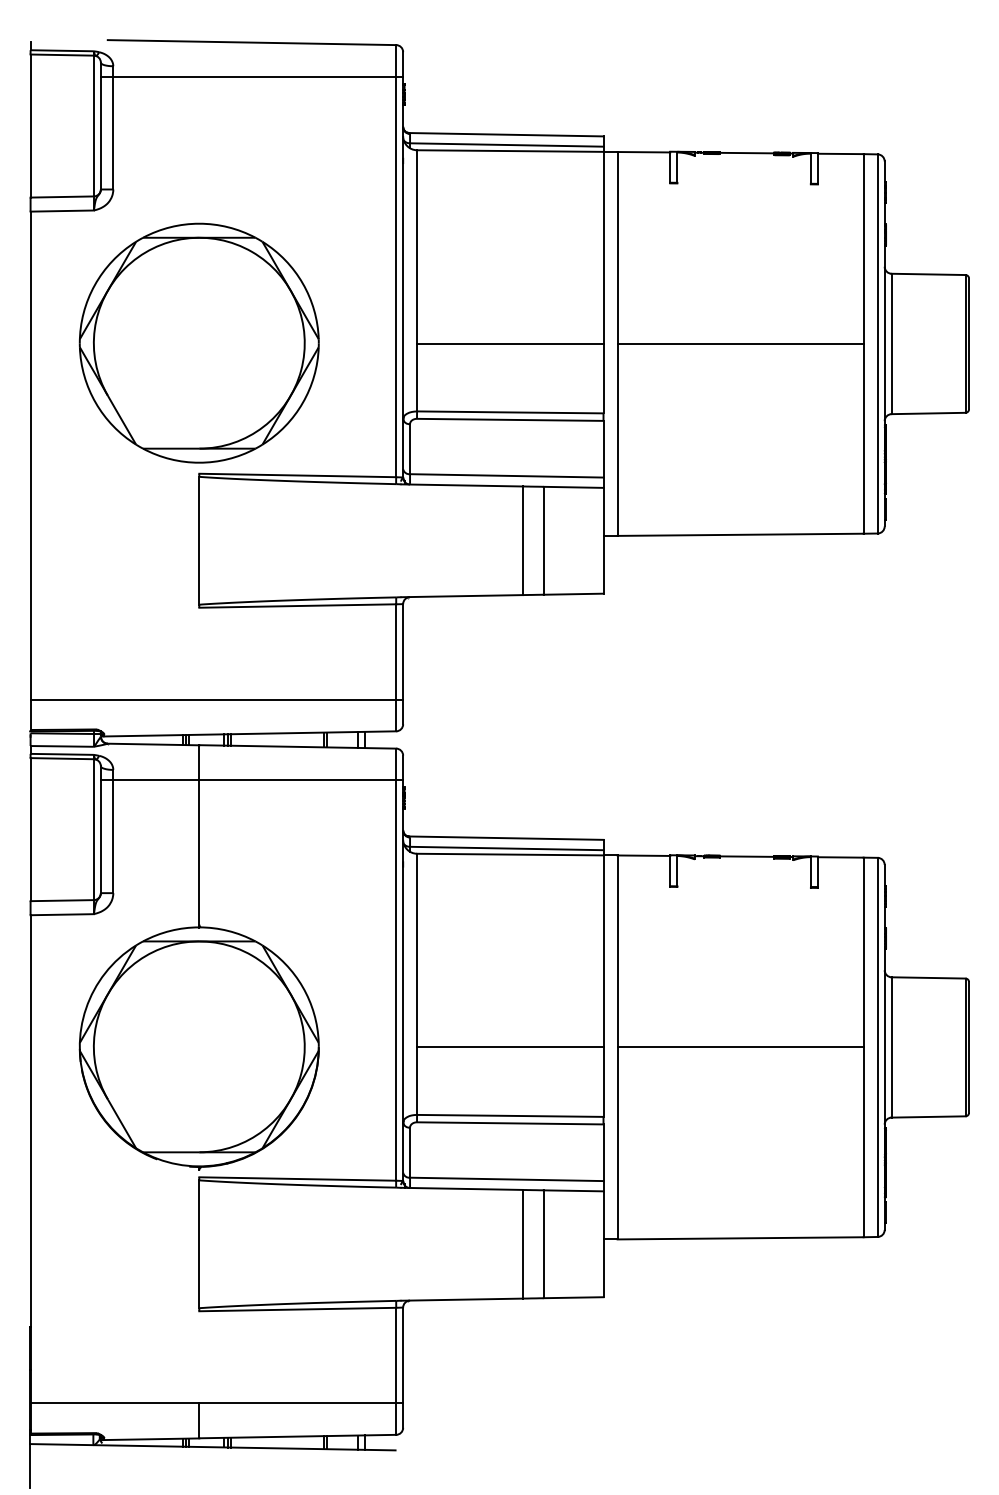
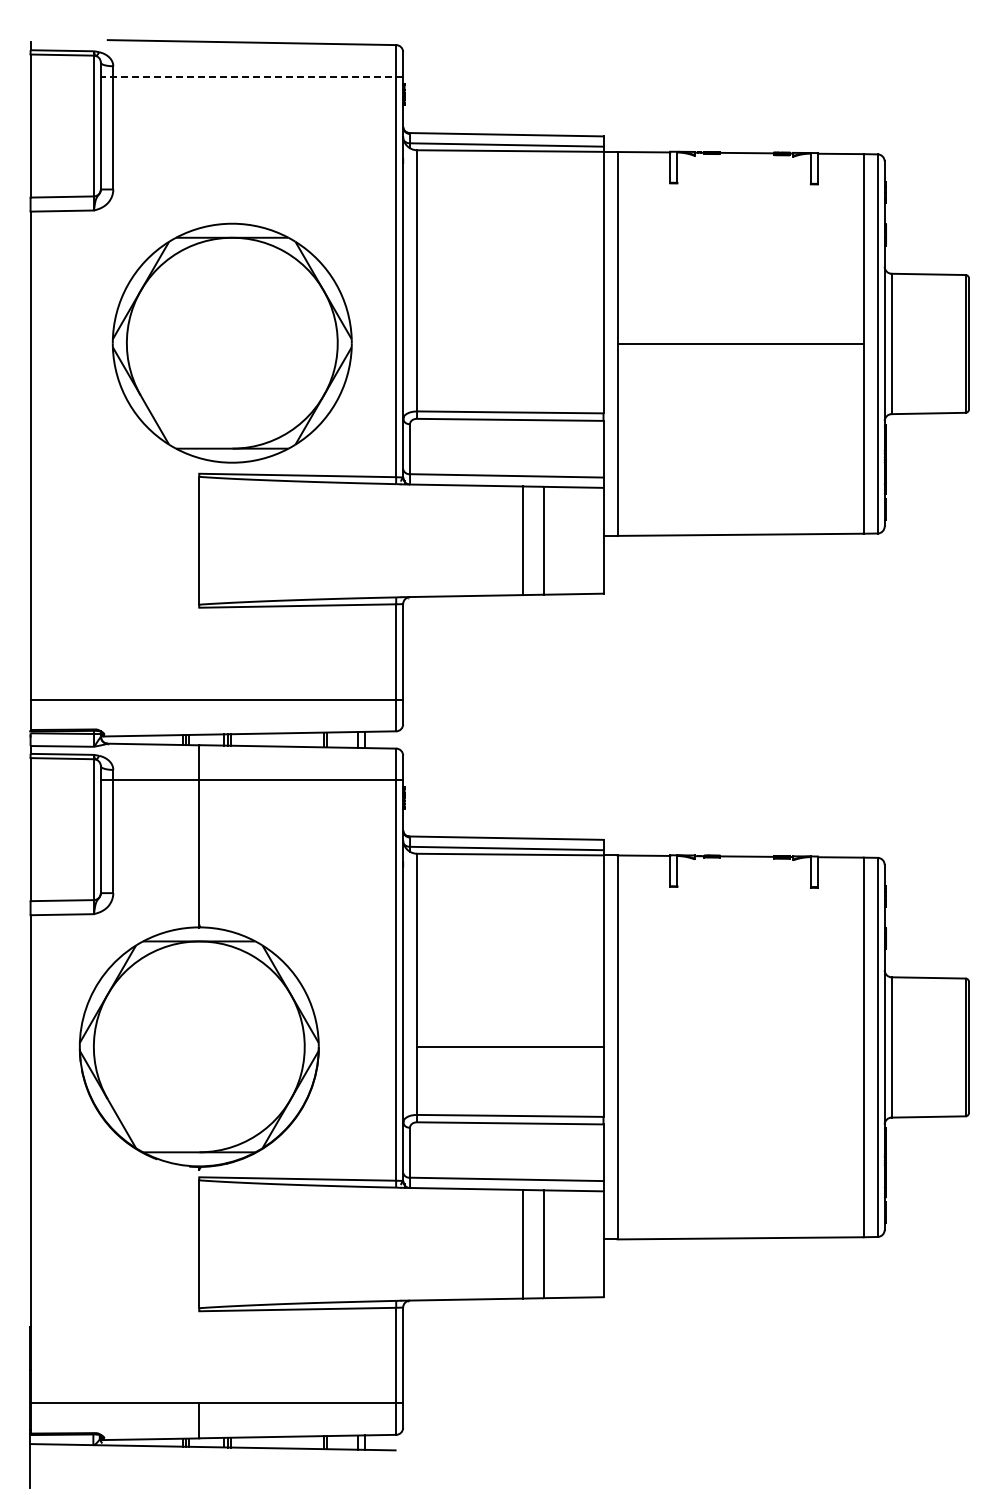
line: solid -> dashed (251, 76)
part position: (198, 342) -> (231, 342) (231, 342)
line: present -> none (510, 343)
line: present -> none (740, 1047)
